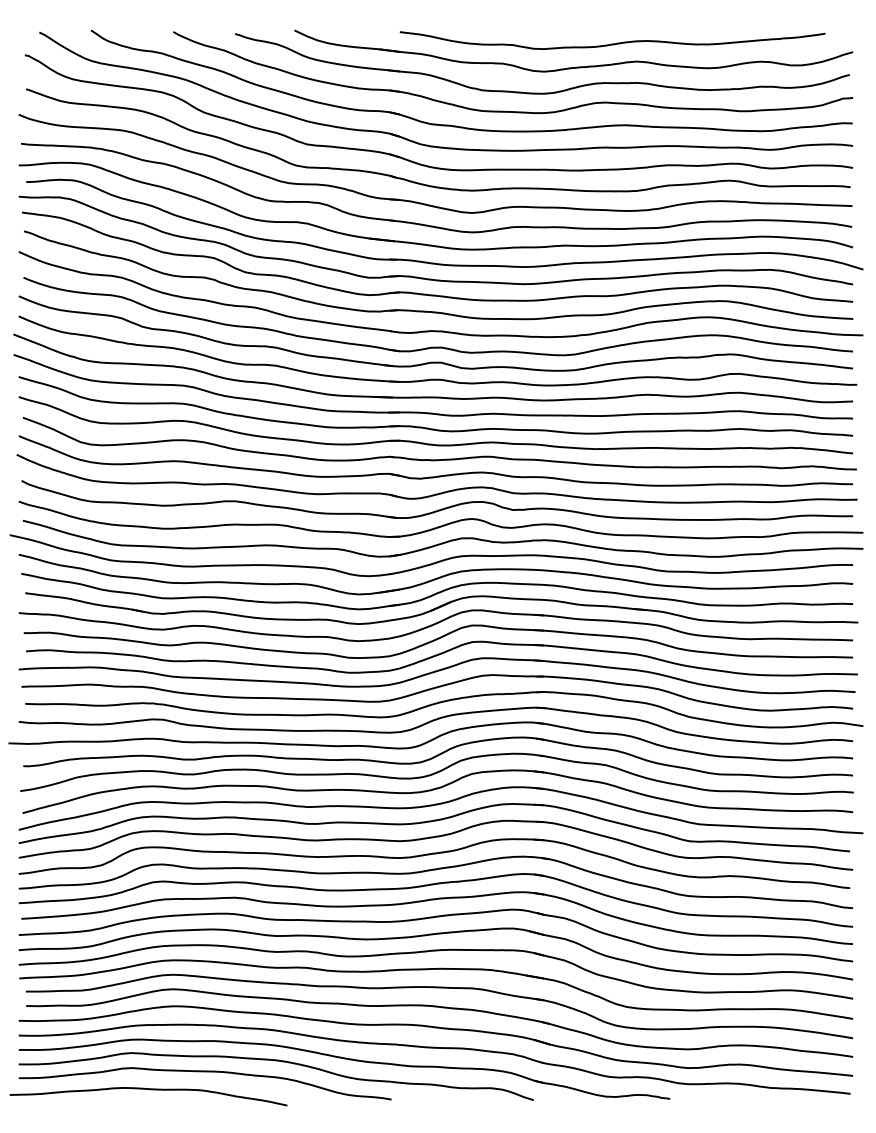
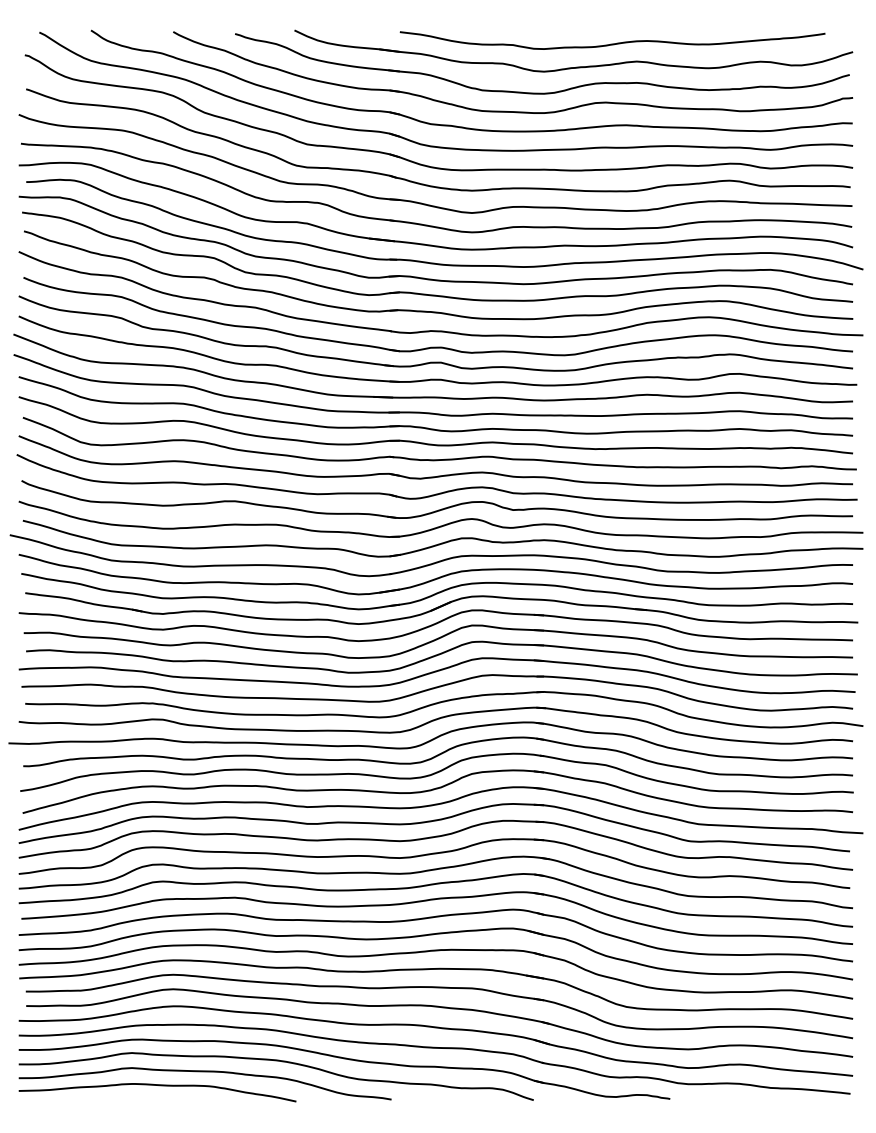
curve position: (150, 1090) -> (159, 1086) (159, 1086)
